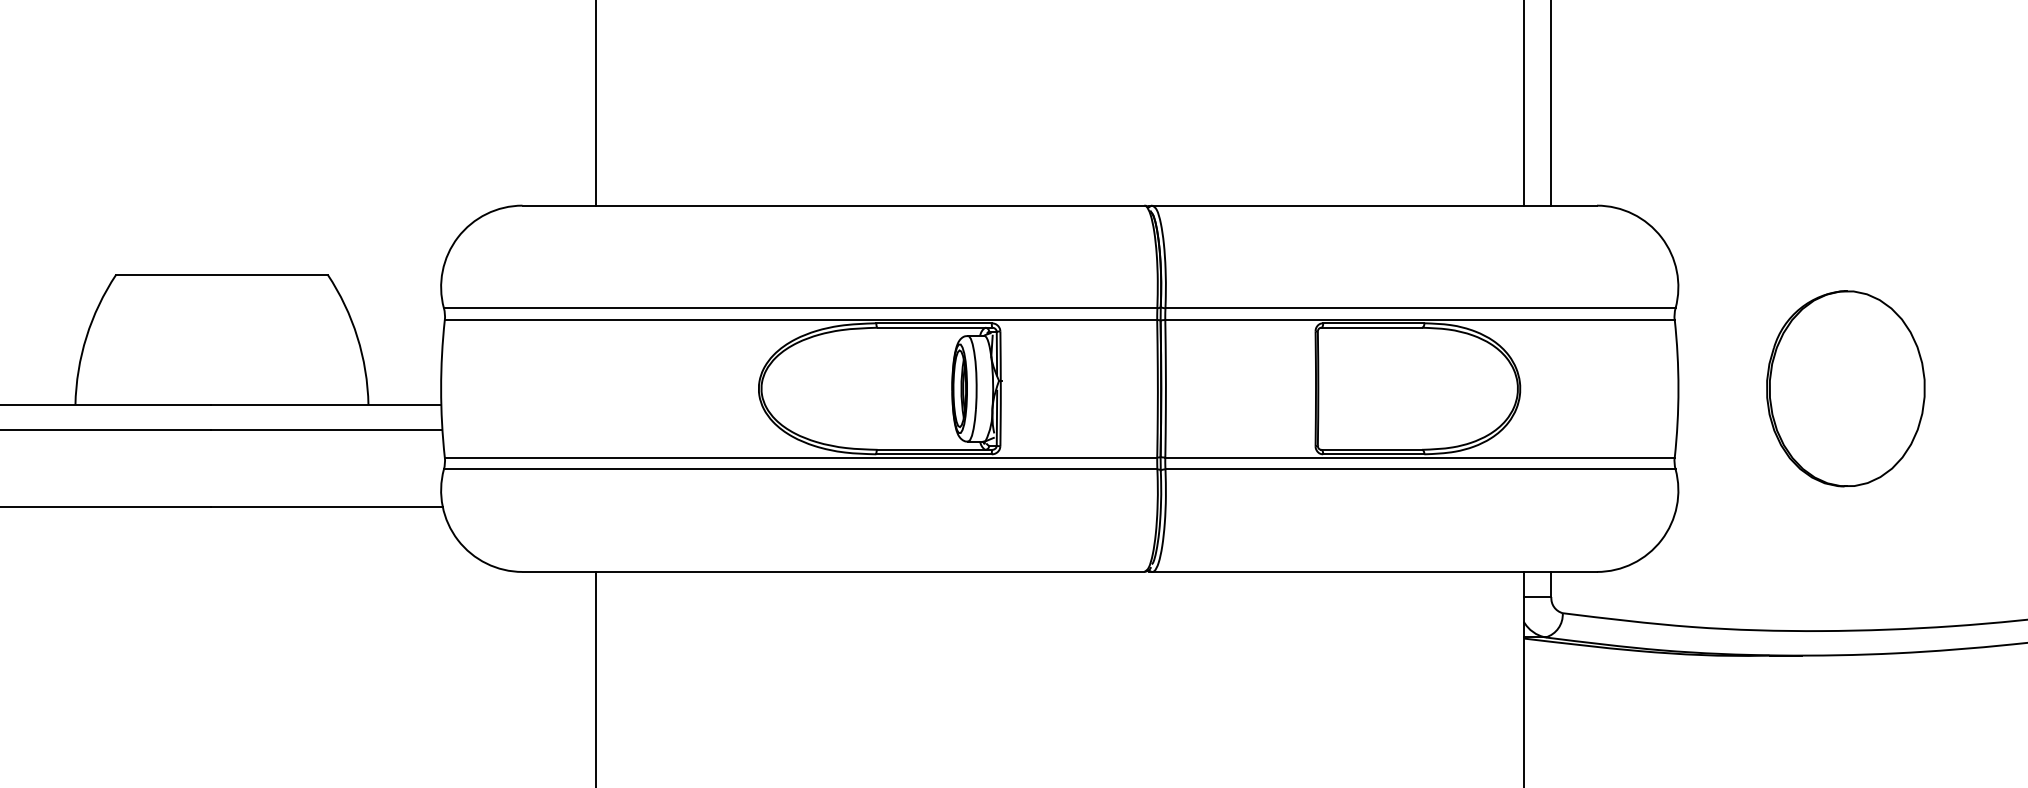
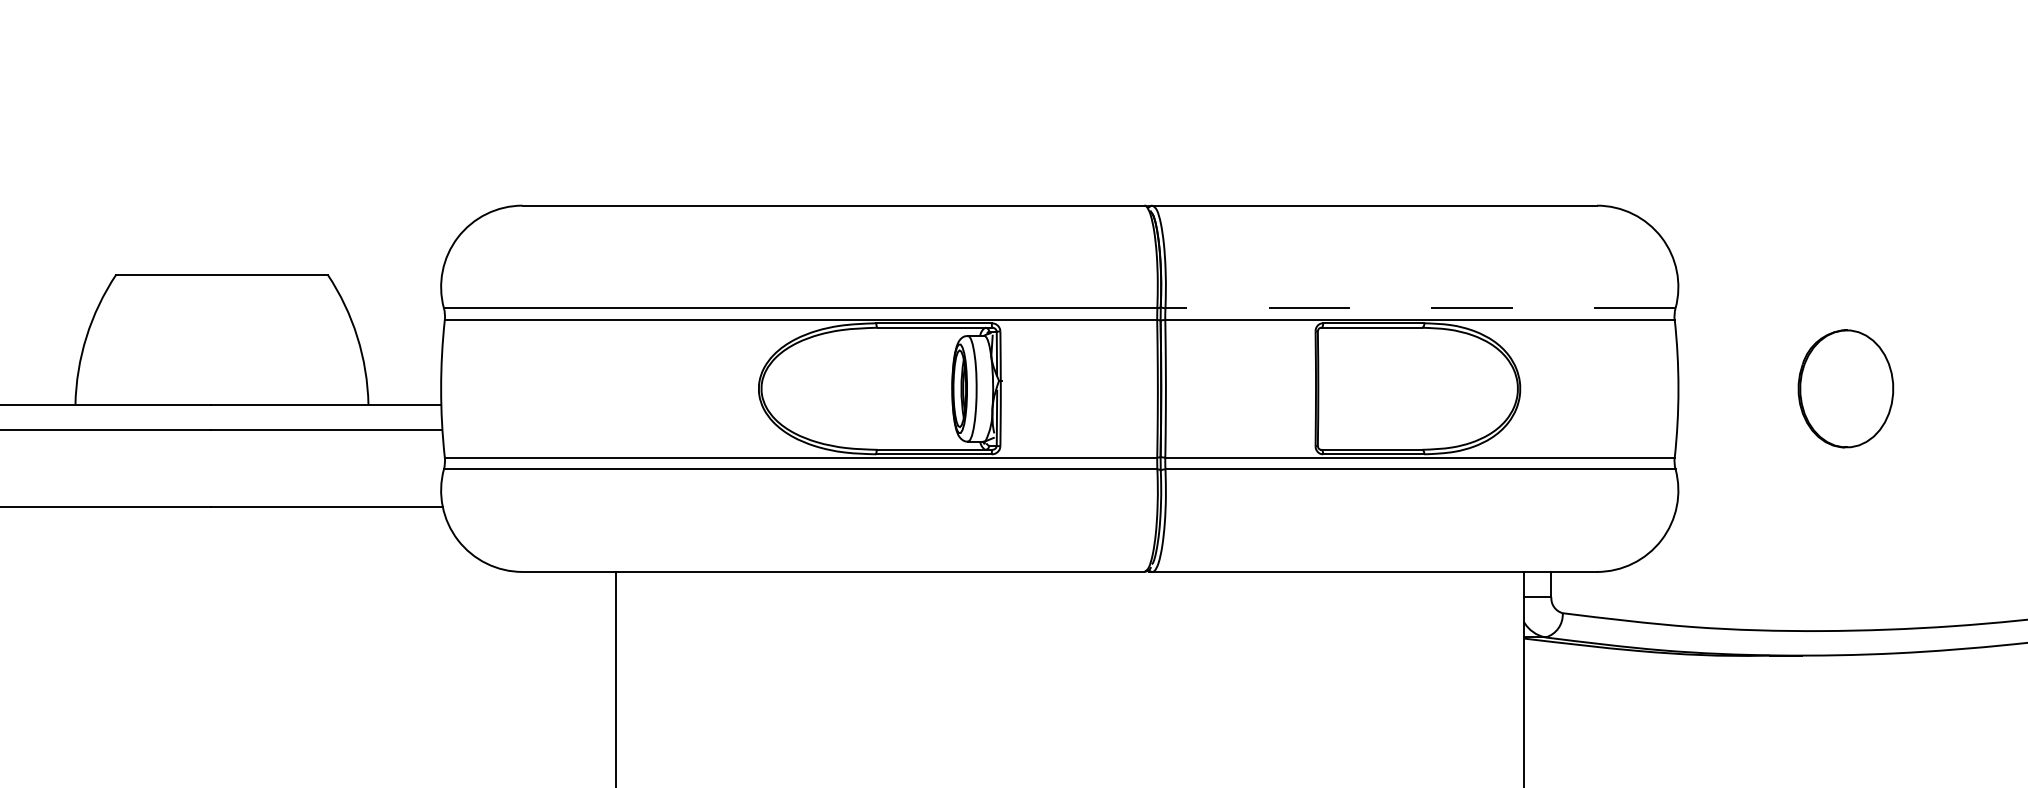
line: present -> none (595, 103)
line: present -> none (1523, 103)
line: present -> none (1551, 103)
line: solid -> dashed (1420, 308)
part size: 160x198 px -> 98x120 px (1845, 388)
line position: (595, 677) -> (615, 677) (615, 677)
